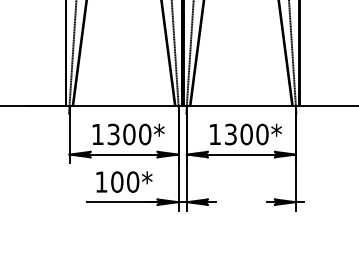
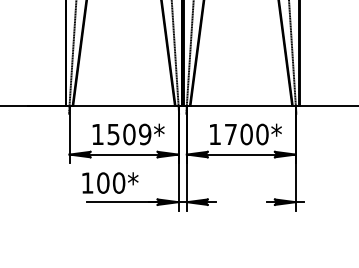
text: 1300* -> 1509* (129, 134)
text: 1300* -> 1700* (230, 134)
text position: (124, 181) -> (110, 182) (110, 182)
